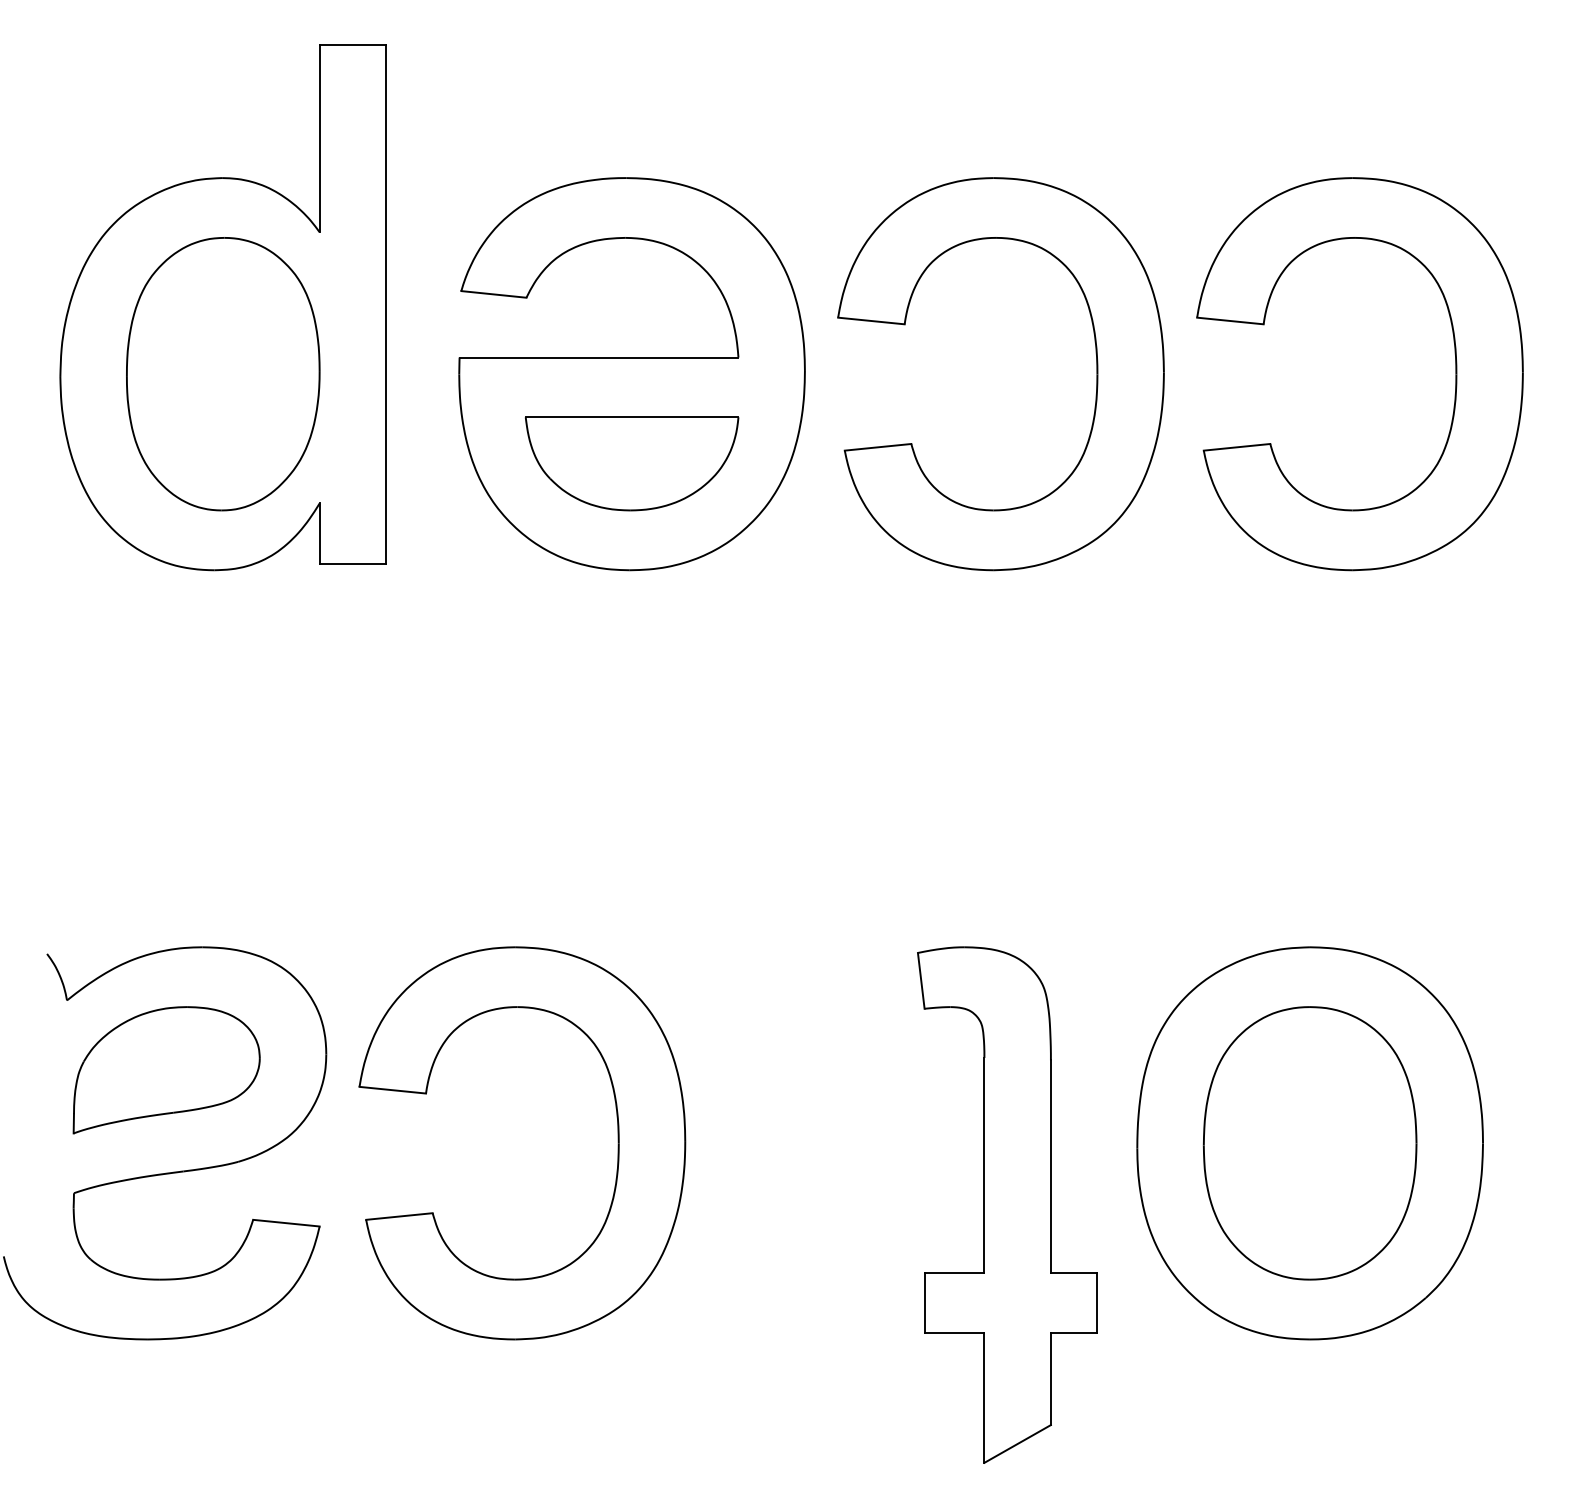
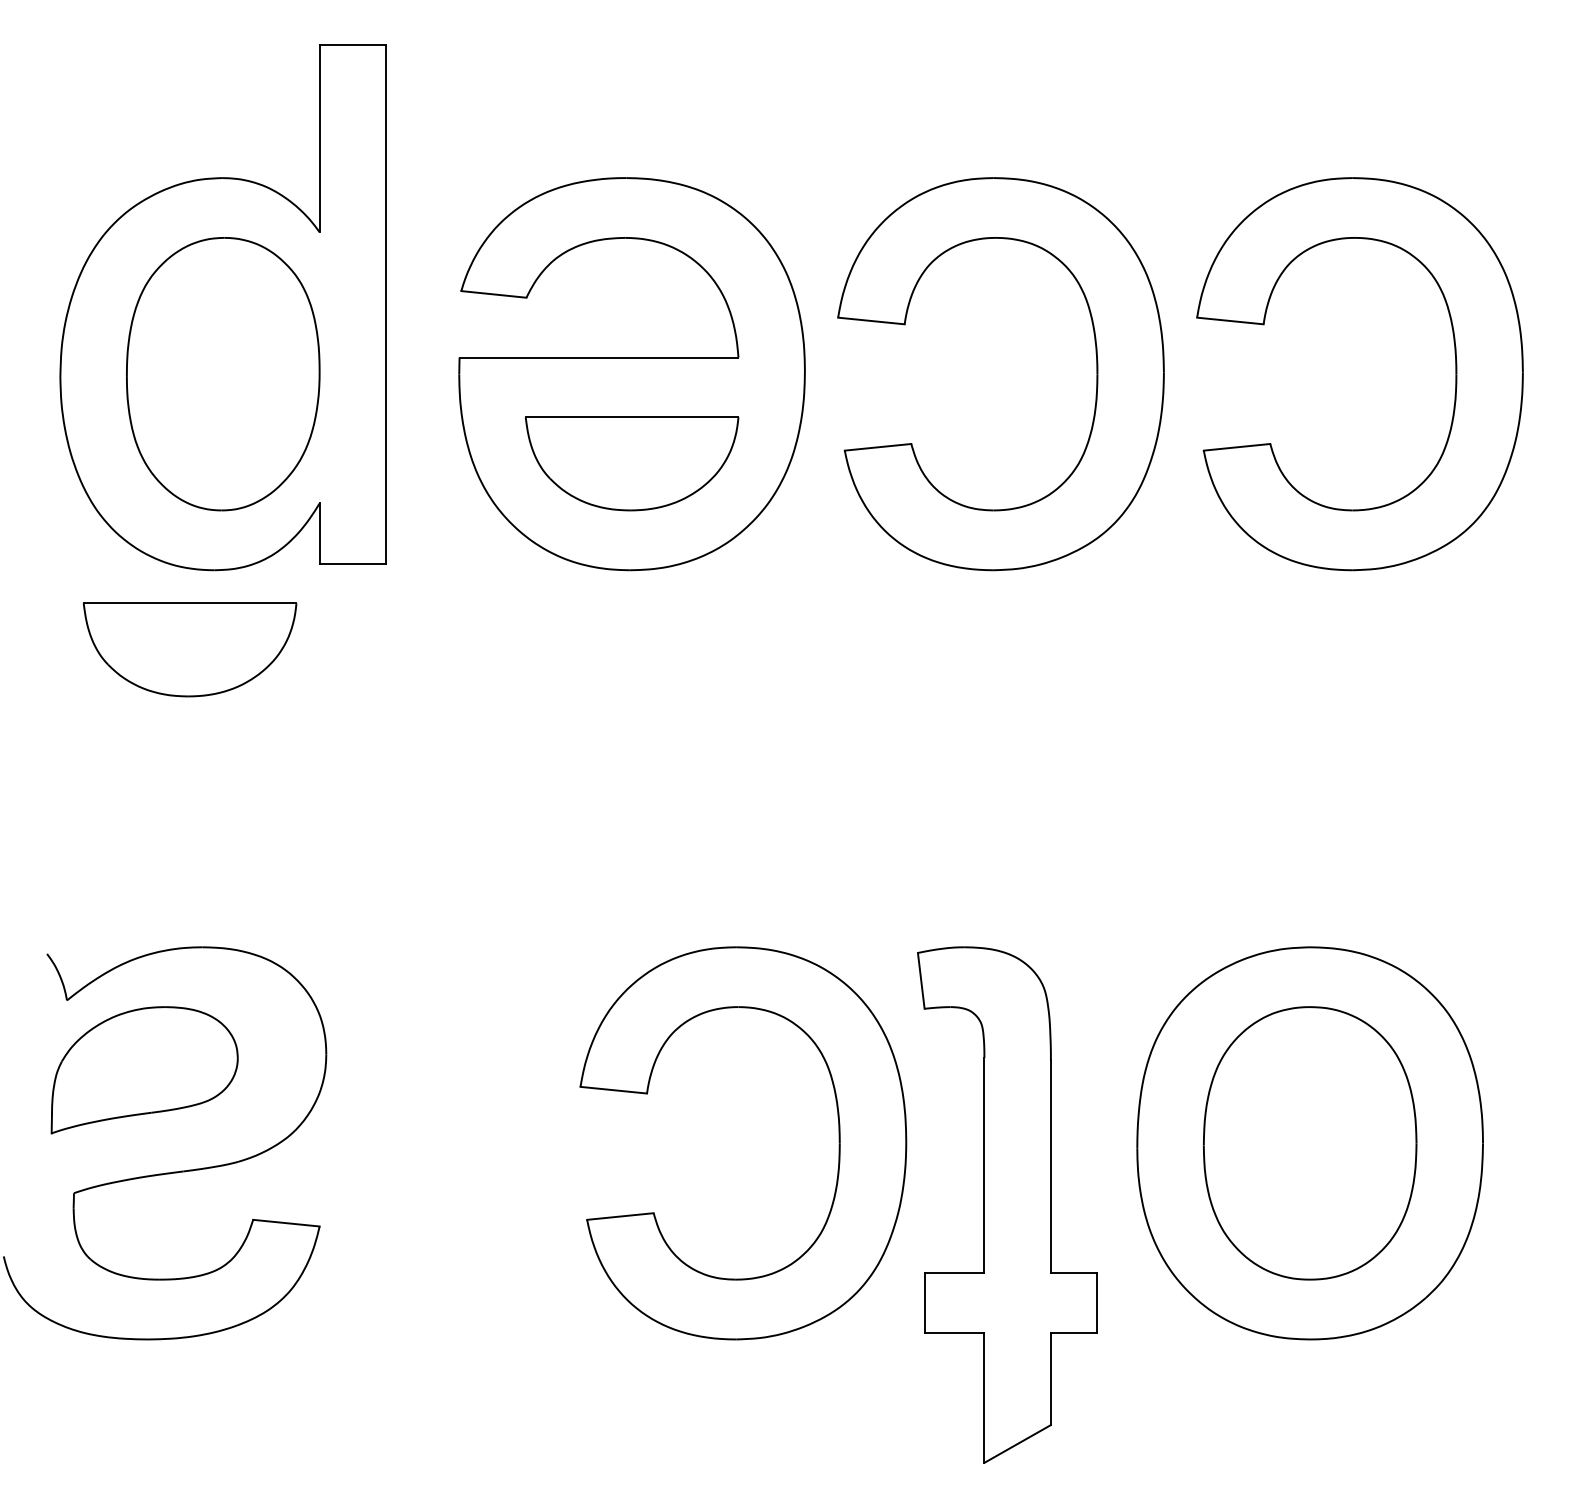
part: none -> present (190, 649)
part position: (166, 1070) -> (144, 1070) (144, 1070)
part position: (617, 1143) -> (838, 1143) (838, 1143)
